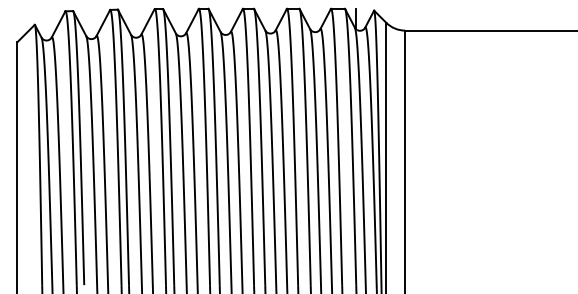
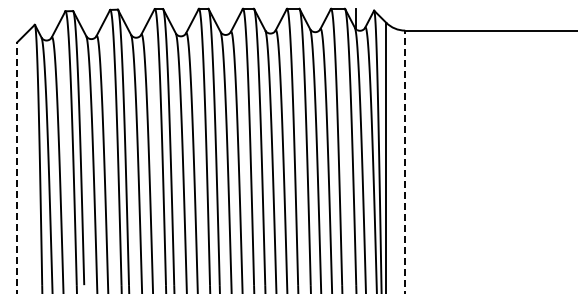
line: solid -> dashed (405, 161)
line: solid -> dashed (17, 167)
